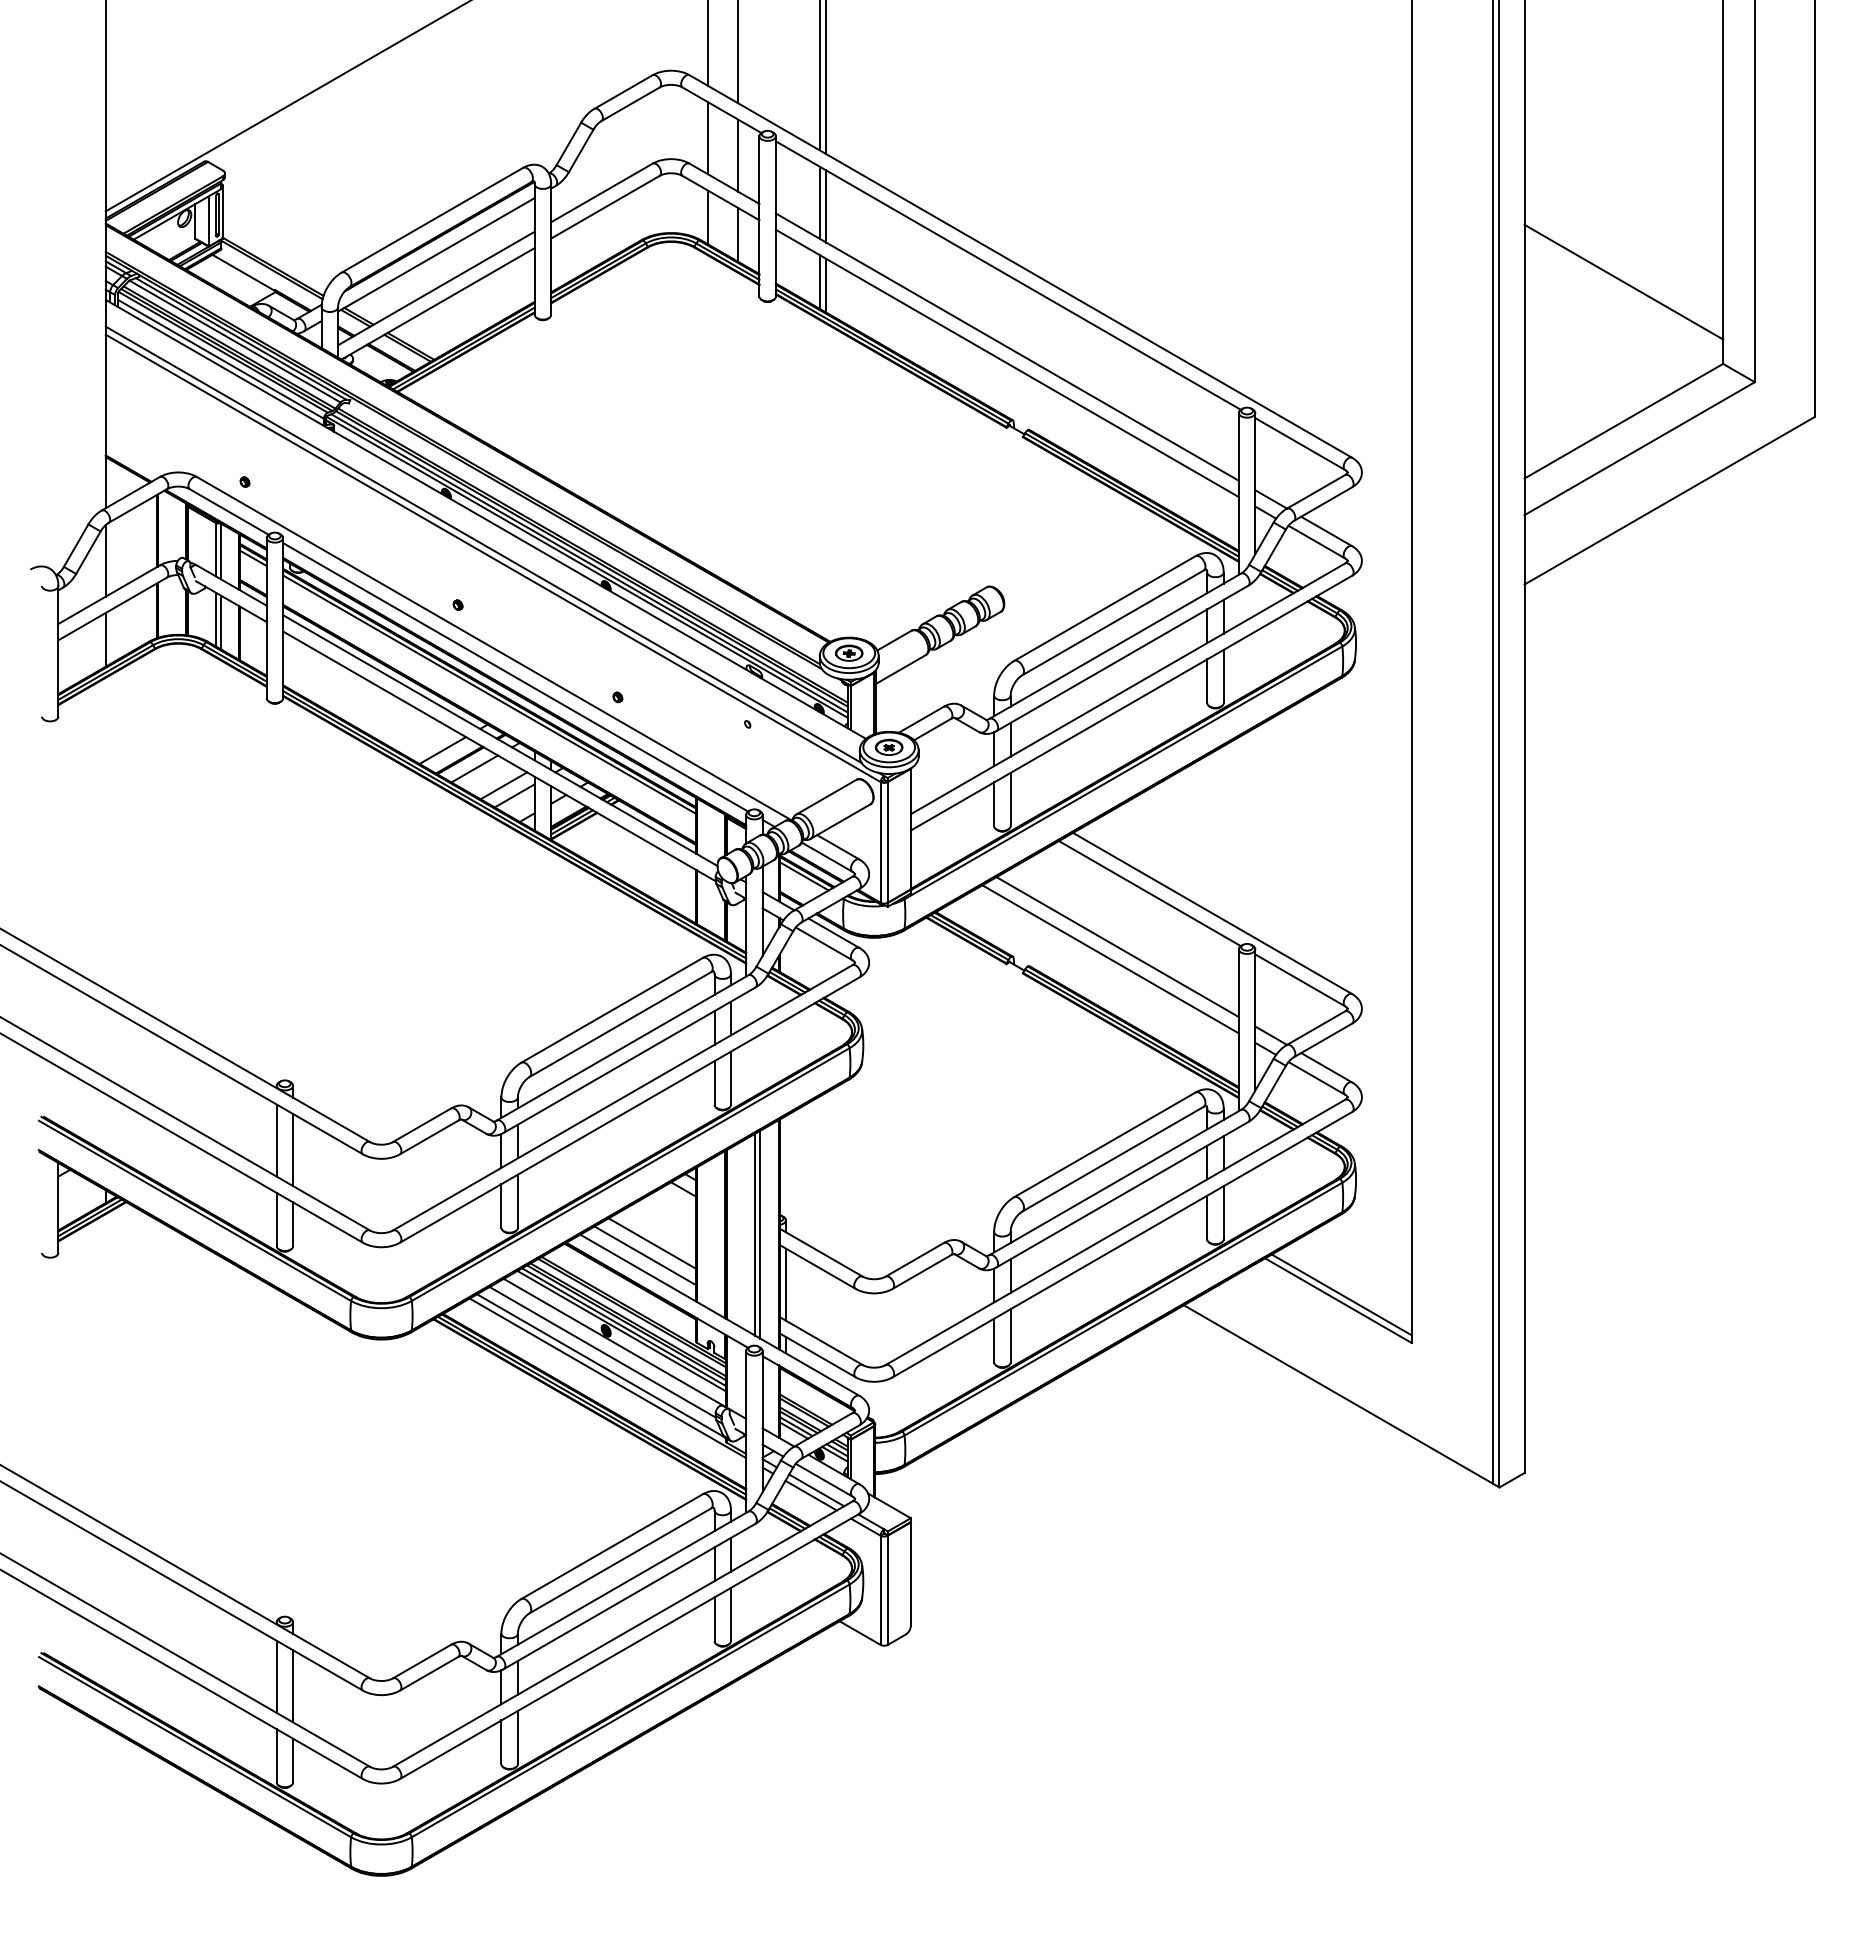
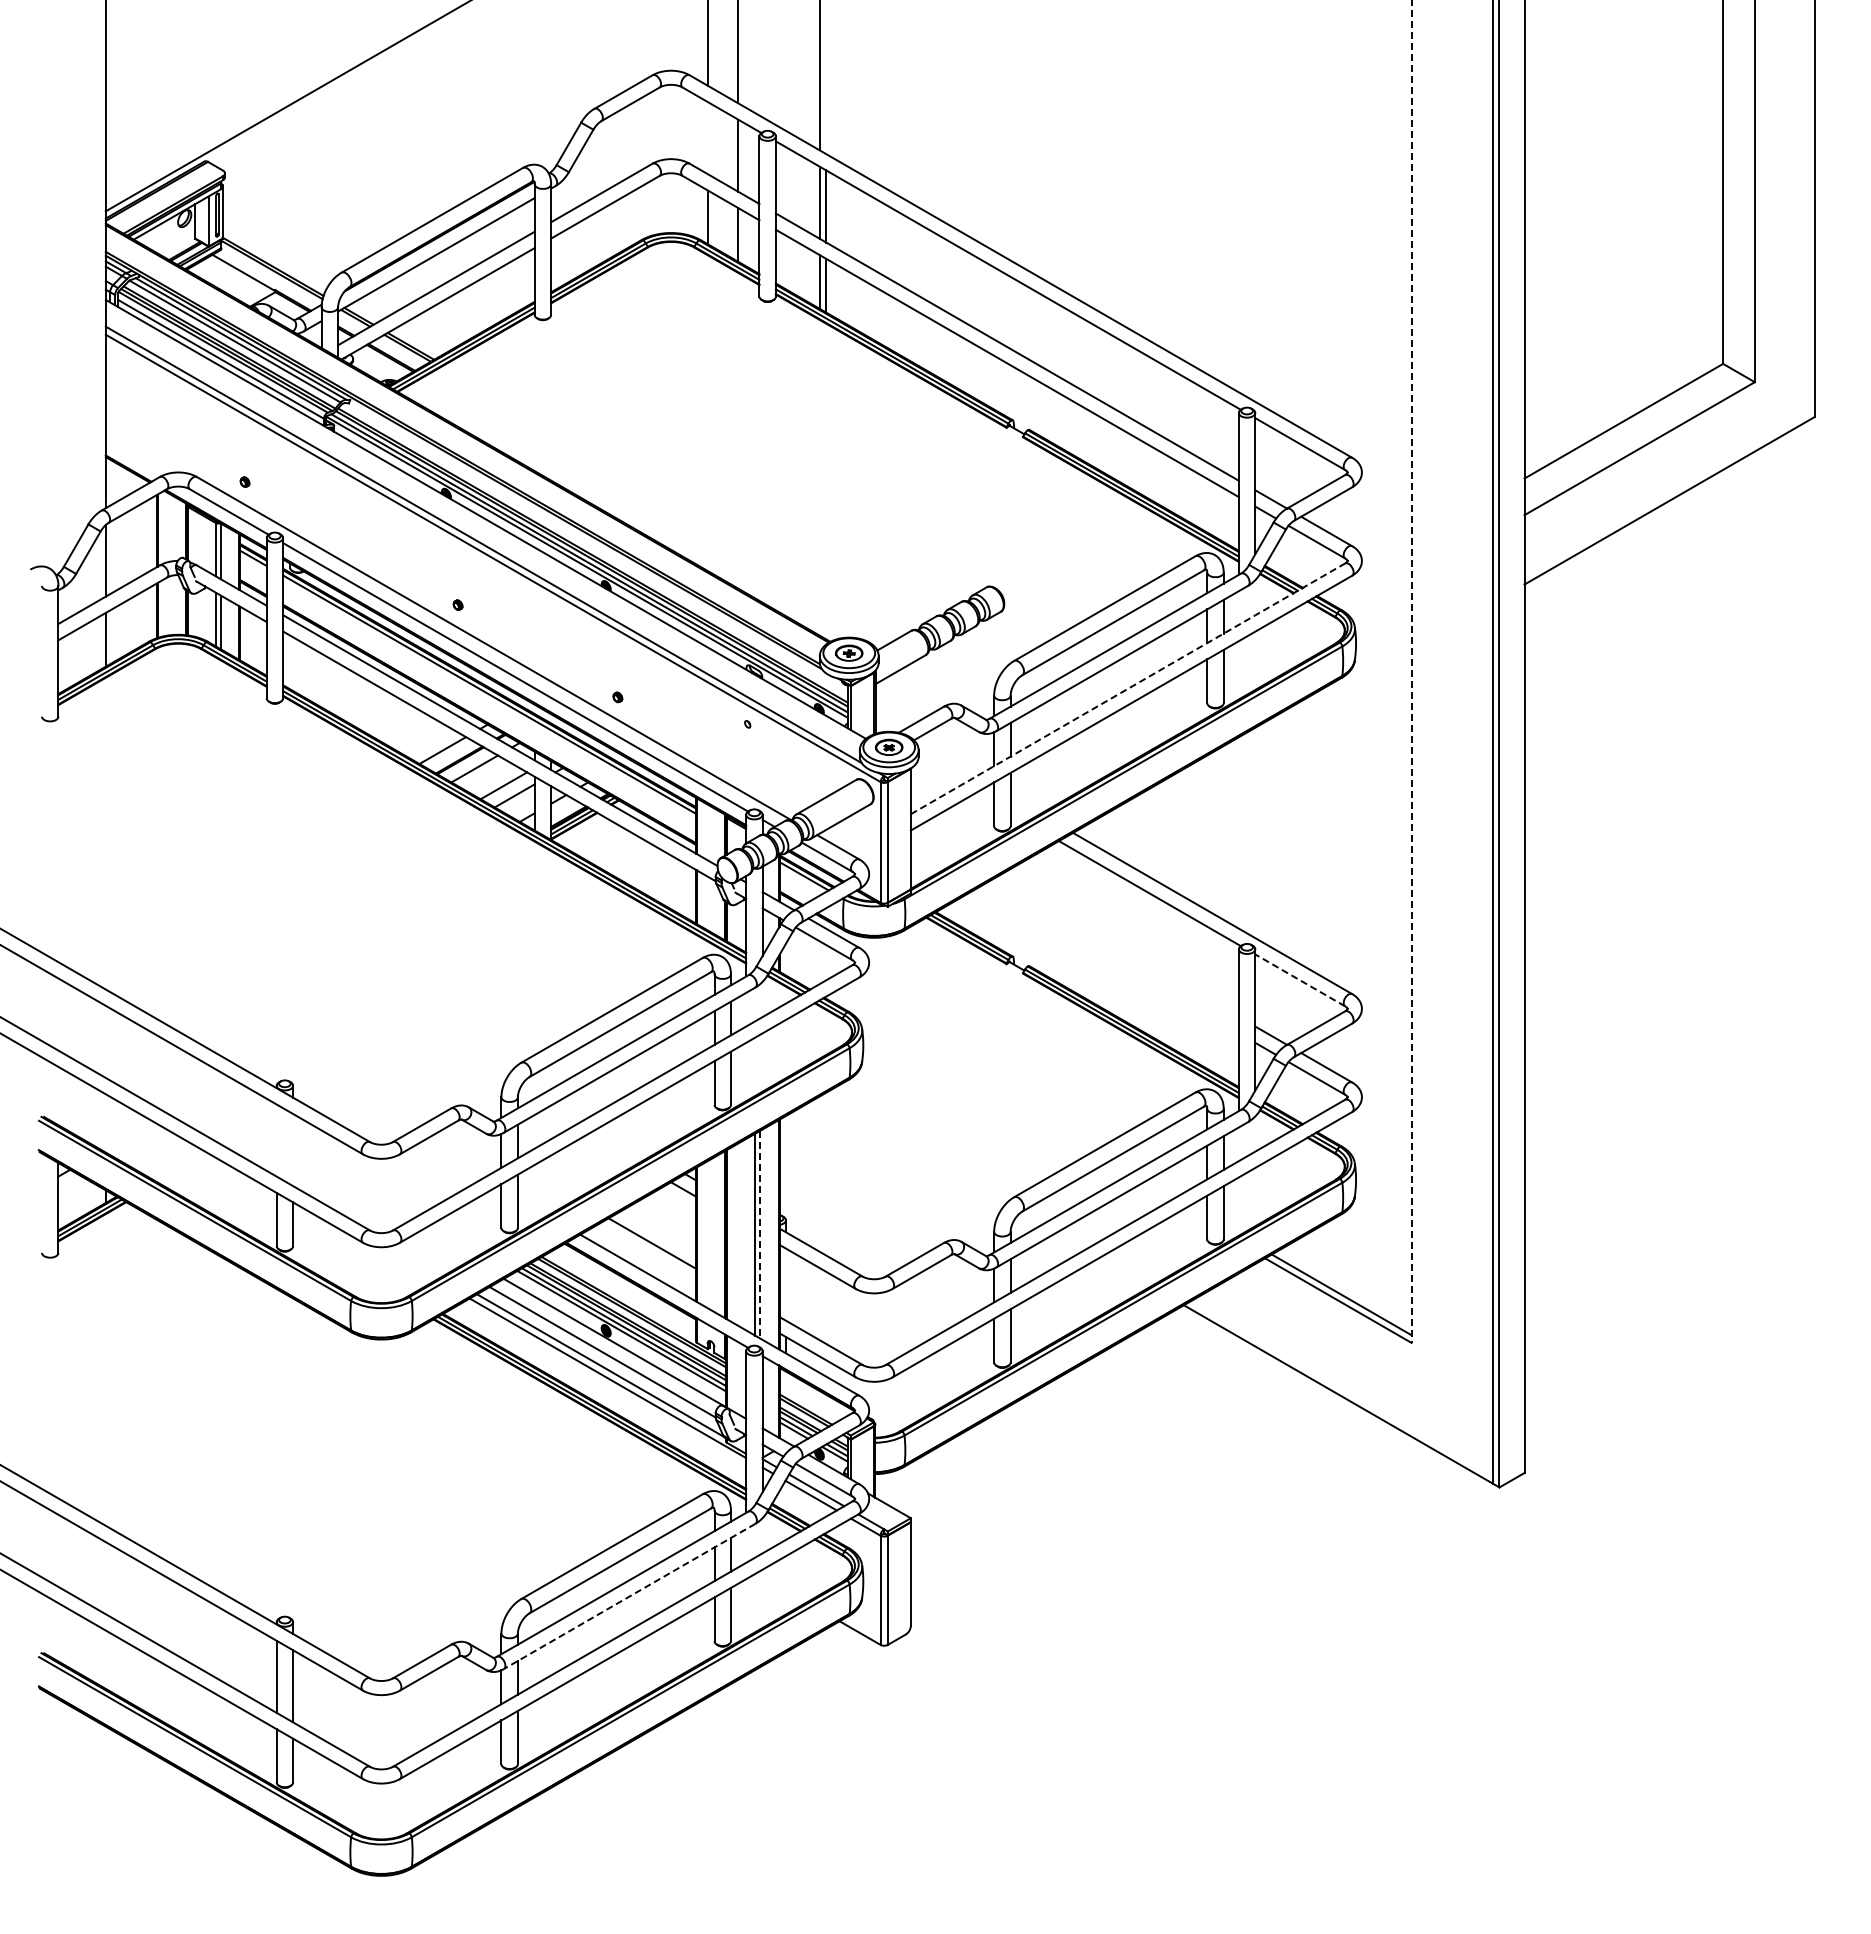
line: present -> none (826, 78)
line: present -> none (708, 138)
line: present -> none (1623, 281)
line: solid -> dashed (1411, 672)
line: solid -> dashed (1127, 688)
line: present -> none (1117, 947)
line: present -> none (1110, 959)
line: solid -> dashed (1300, 980)
line: present -> none (276, 1140)
line: present -> none (293, 1150)
line: solid -> dashed (760, 1234)
line: present -> none (644, 1255)
line: present -> none (785, 1284)
line: solid -> dashed (629, 1596)
